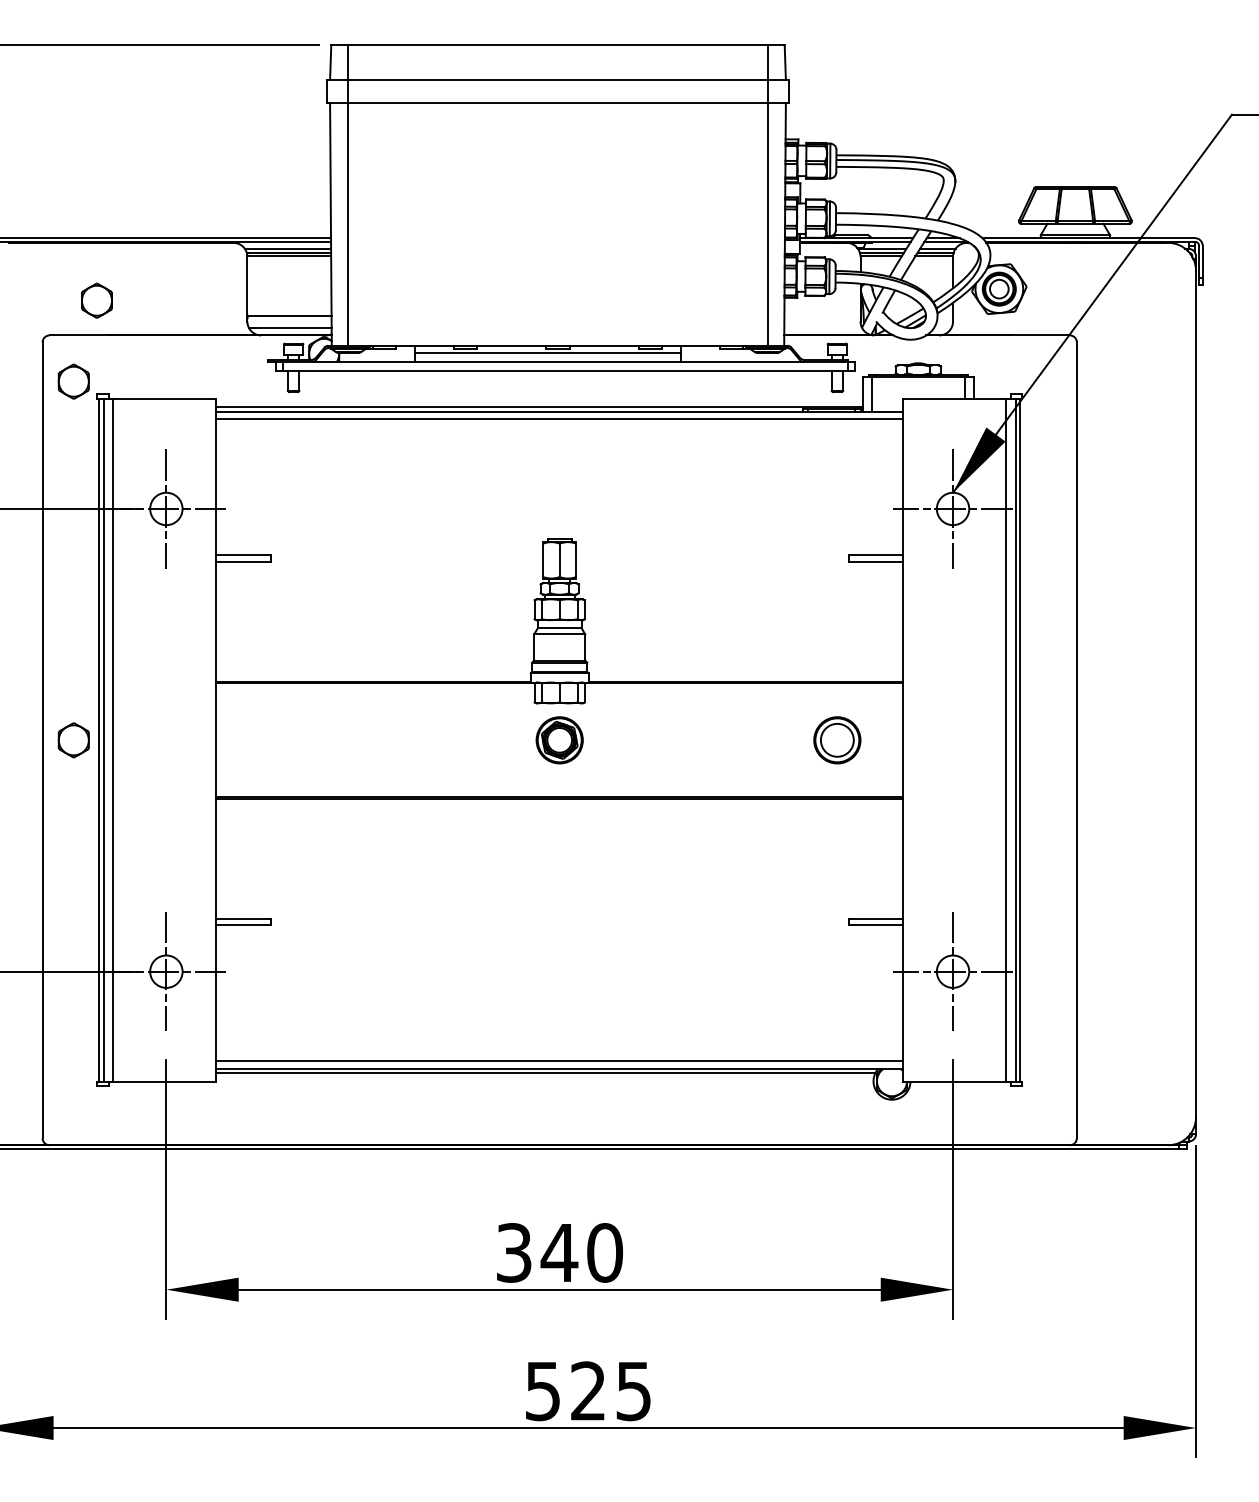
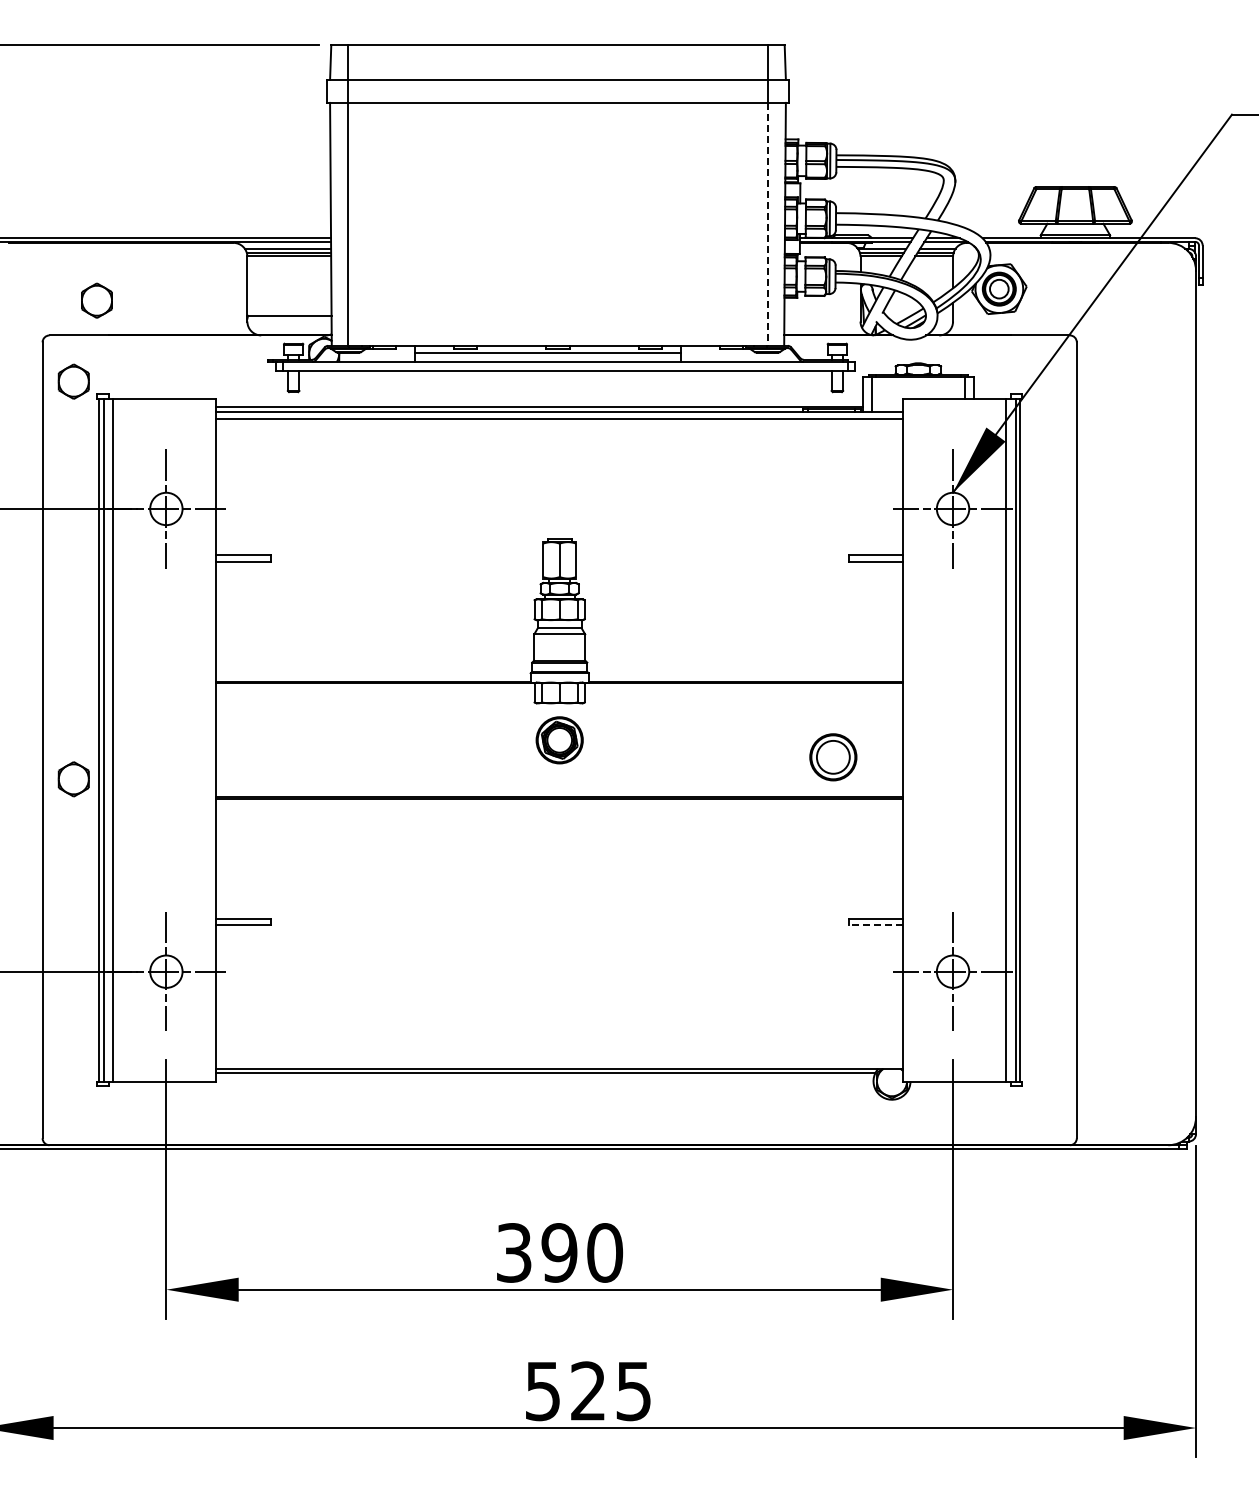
line: solid -> dashed (767, 224)
line: present -> none (290, 328)
part position: (73, 740) -> (73, 779) (73, 779)
part position: (837, 740) -> (833, 757) (833, 757)
line: solid -> dashed (875, 925)
line: present -> none (559, 1061)
text: 340 -> 390 (559, 1252)
